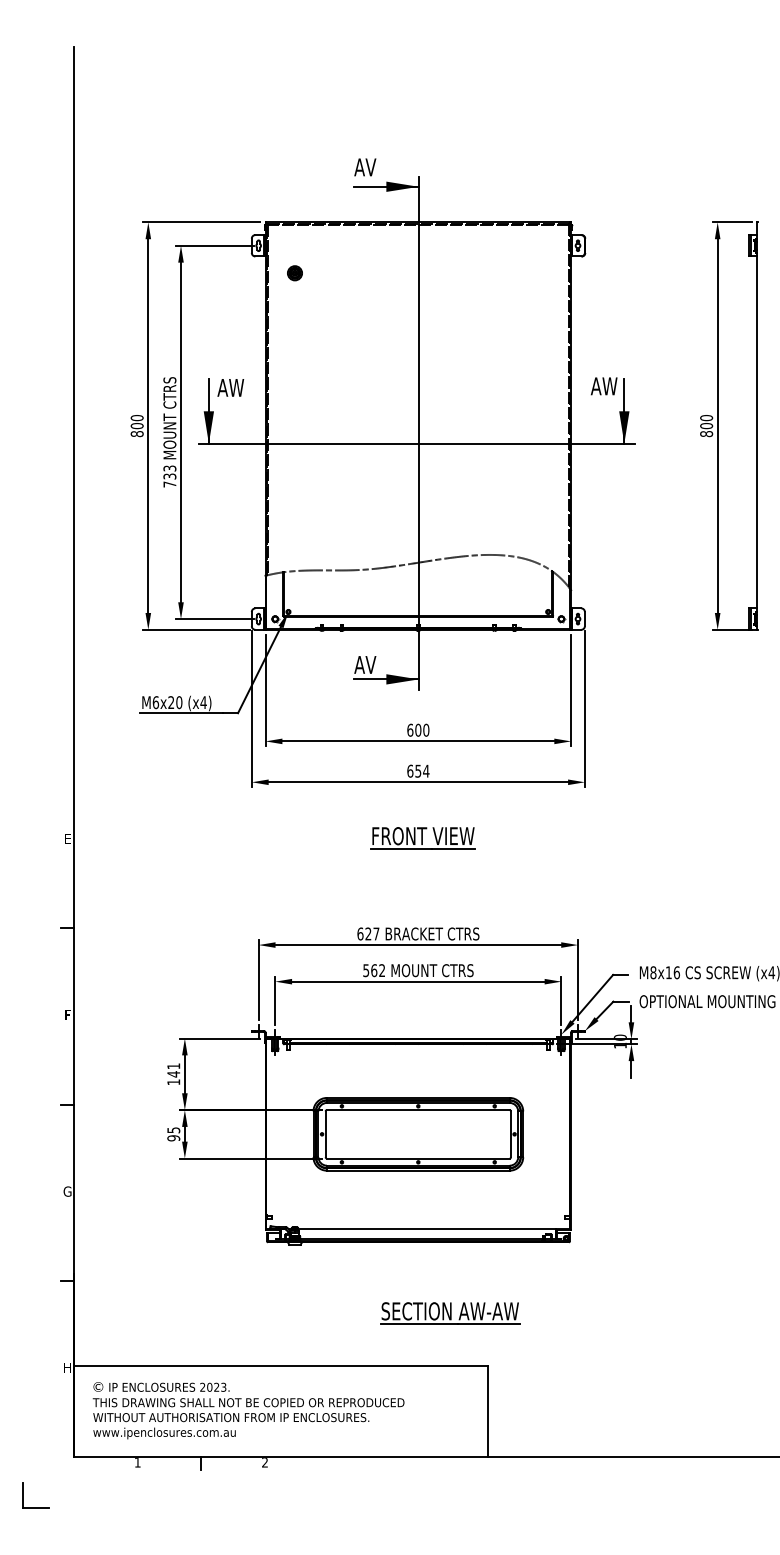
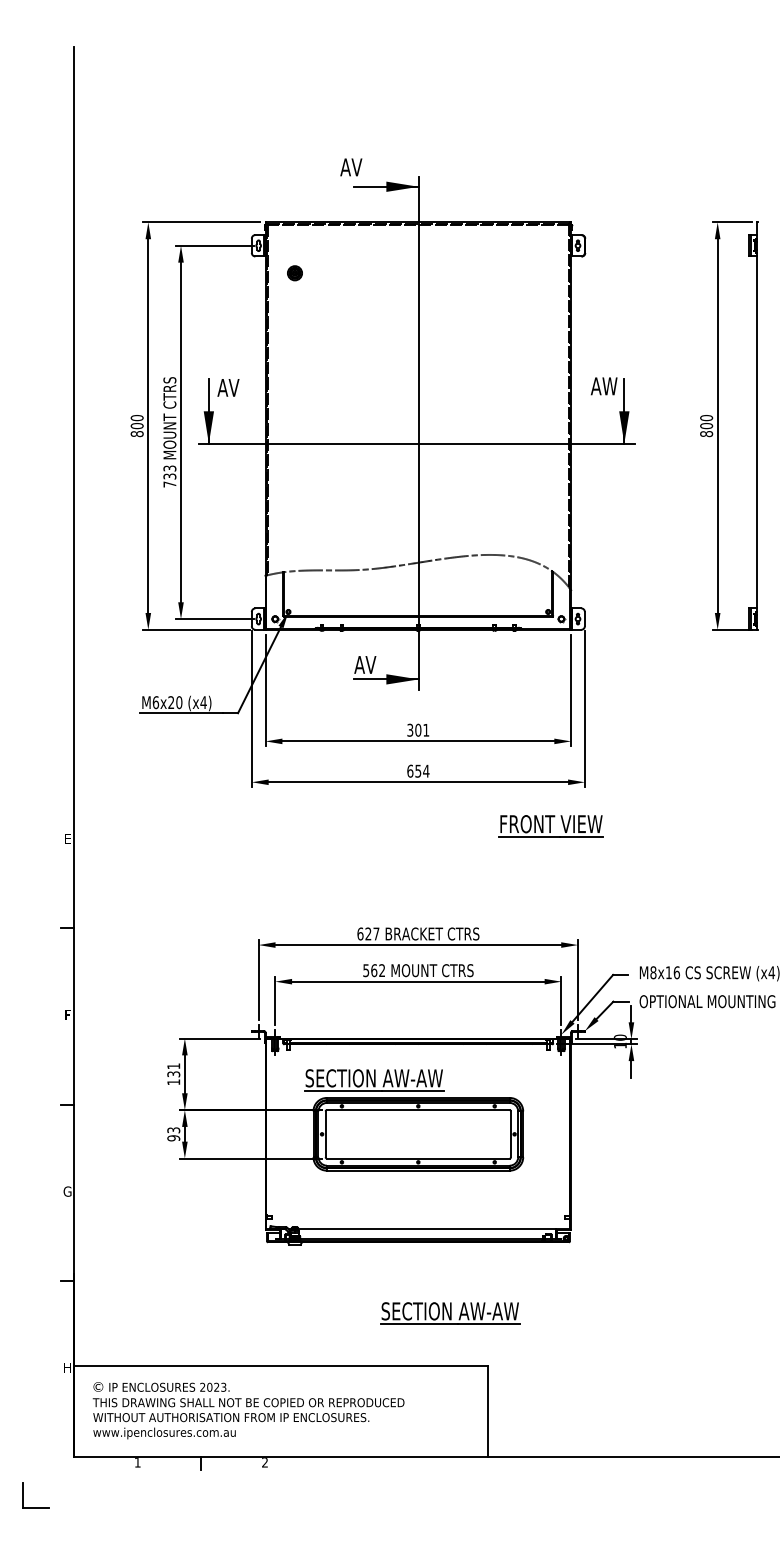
text position: (365, 167) -> (351, 167) (351, 167)
text: AW -> AV (236, 387)
text: 600 -> 301 (418, 729)
part position: (422, 838) -> (550, 826) (550, 826)
text: 141 -> 131 (173, 1074)
part: none -> present (374, 1080)
text: 95 -> 93 (173, 1129)
